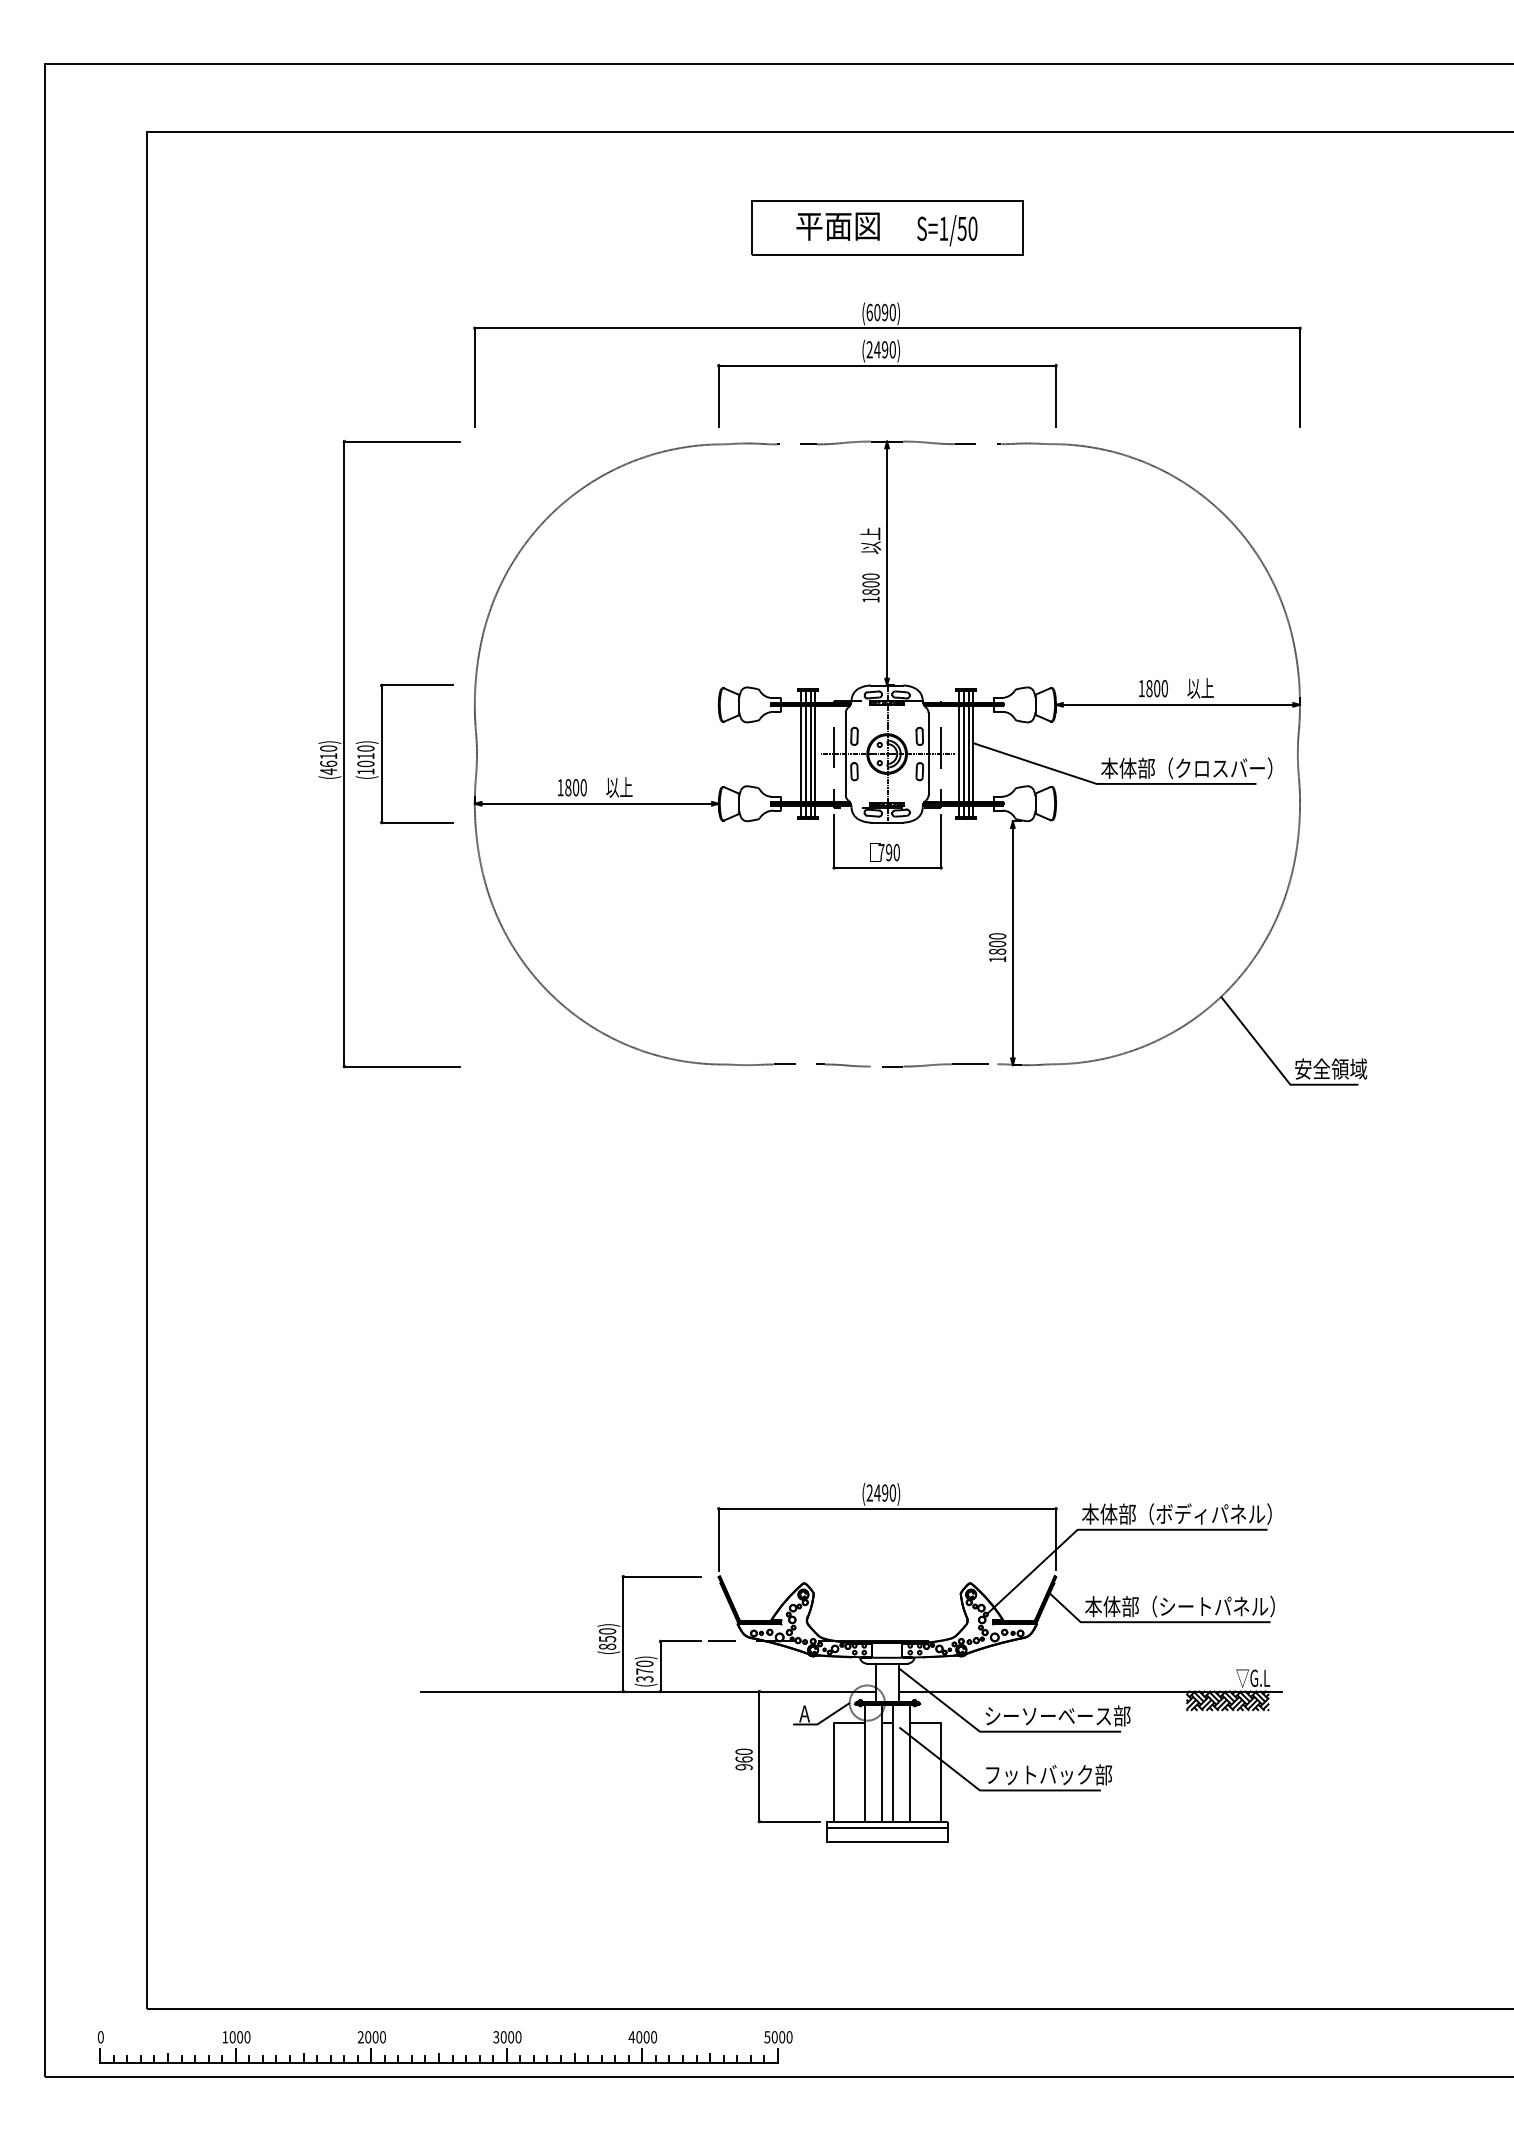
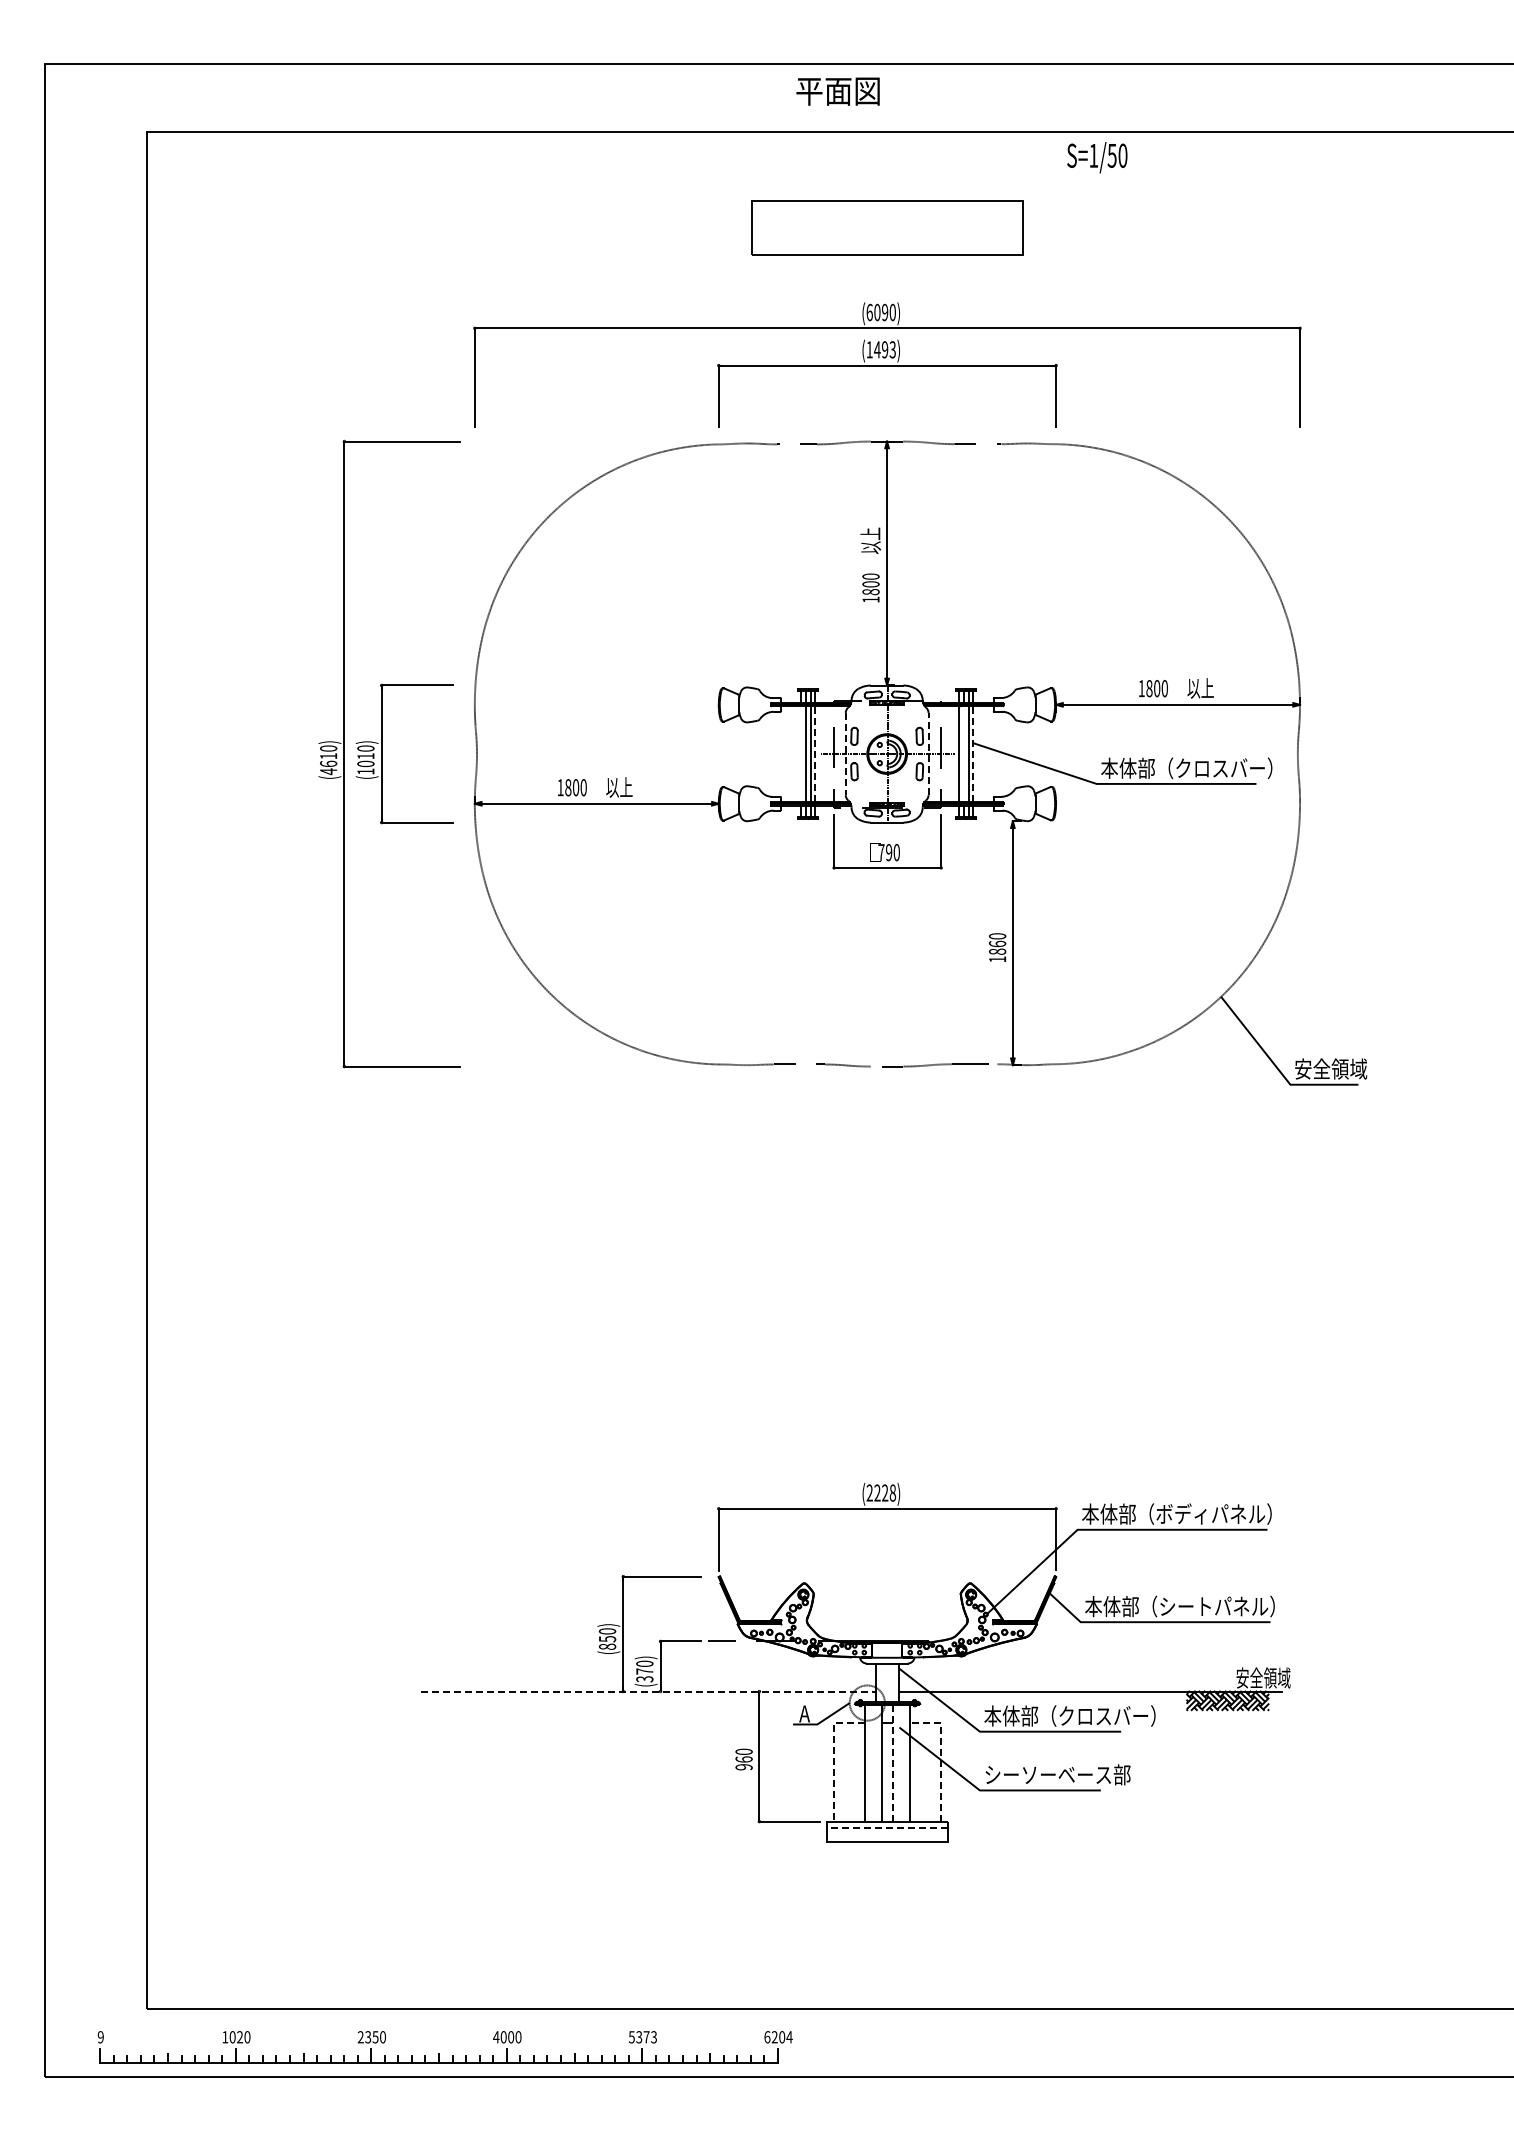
text position: (837, 226) -> (837, 91) (837, 91)
text position: (947, 230) -> (1097, 157) (1097, 157)
text: (2490) -> (1493) (880, 349)
line: solid -> dashed (815, 753)
line: solid -> dashed (928, 753)
line: solid -> dashed (973, 753)
line: present -> none (801, 754)
line: solid -> dashed (845, 754)
line: present -> none (963, 754)
text: 1800 -> 1860 (997, 943)
text: (2490) -> (2228) (885, 1492)
text: ▽G.L -> 安全領域 (1263, 1677)
line: solid -> dashed (648, 1691)
text: シーソーベース部 -> 本体部（クロスバー） (1069, 1715)
line: solid -> dashed (834, 1755)
line: solid -> dashed (941, 1755)
line: solid -> dashed (892, 1762)
text: フットバック部 -> シーソーベース部 (1057, 1774)
line: solid -> dashed (887, 1828)
text: 0 -> 9 (100, 2037)
text: 1000 -> 1020 (240, 2037)
text: 2000 -> 2350 (371, 2037)
text: 3000 -> 4000 (496, 2037)
text: 4000 -> 5373 (642, 2037)
text: 5000 -> 6204 (778, 2037)
